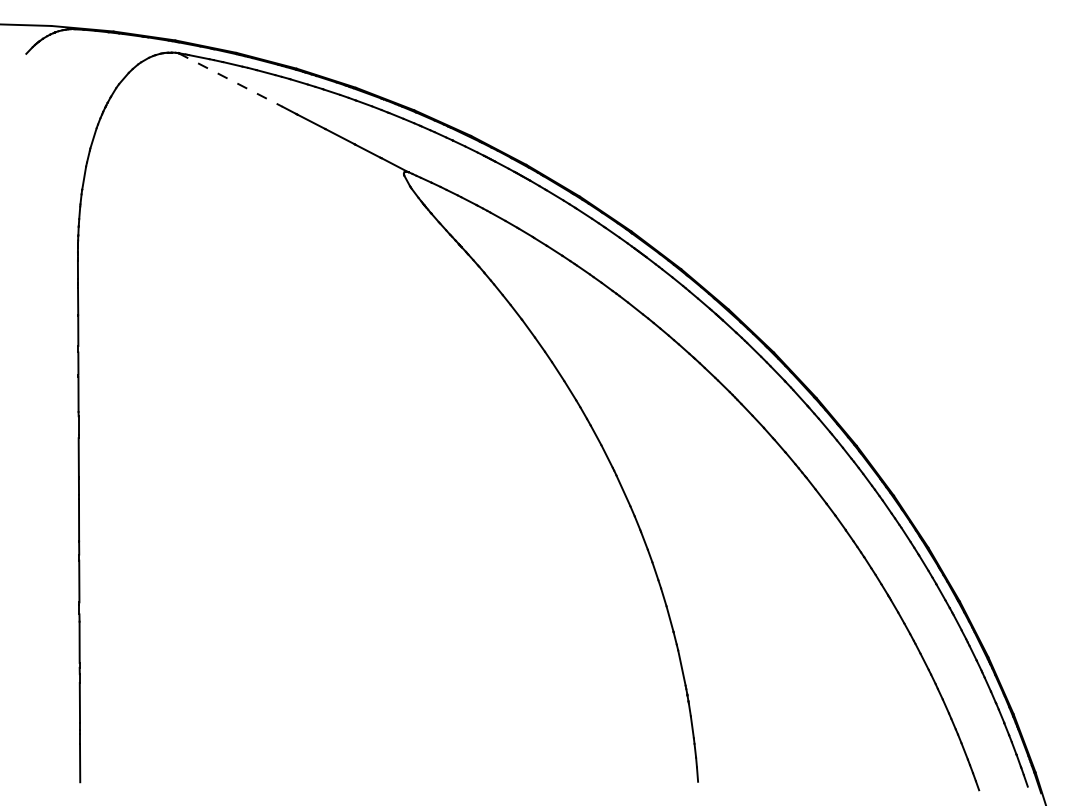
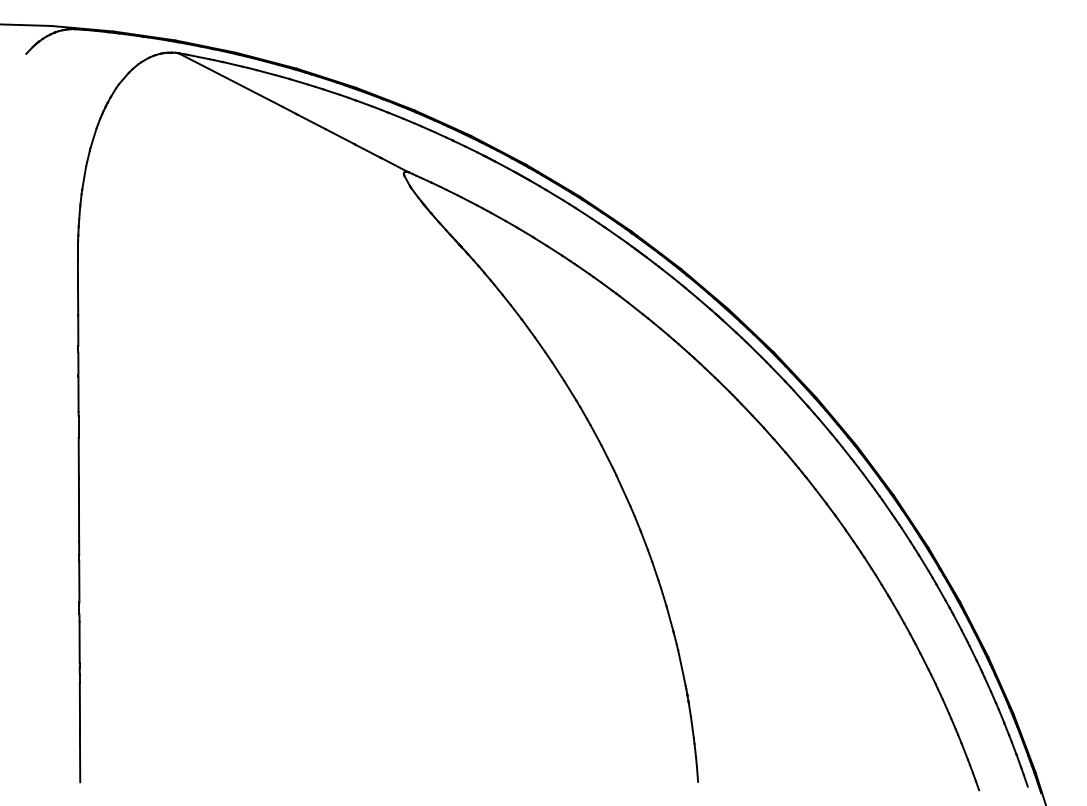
line: dashed -> solid (230, 80)
